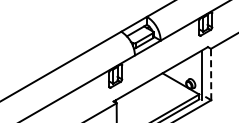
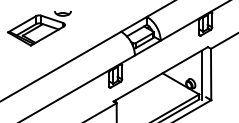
part: none -> present (38, 28)
line: dashed -> solid (211, 74)
